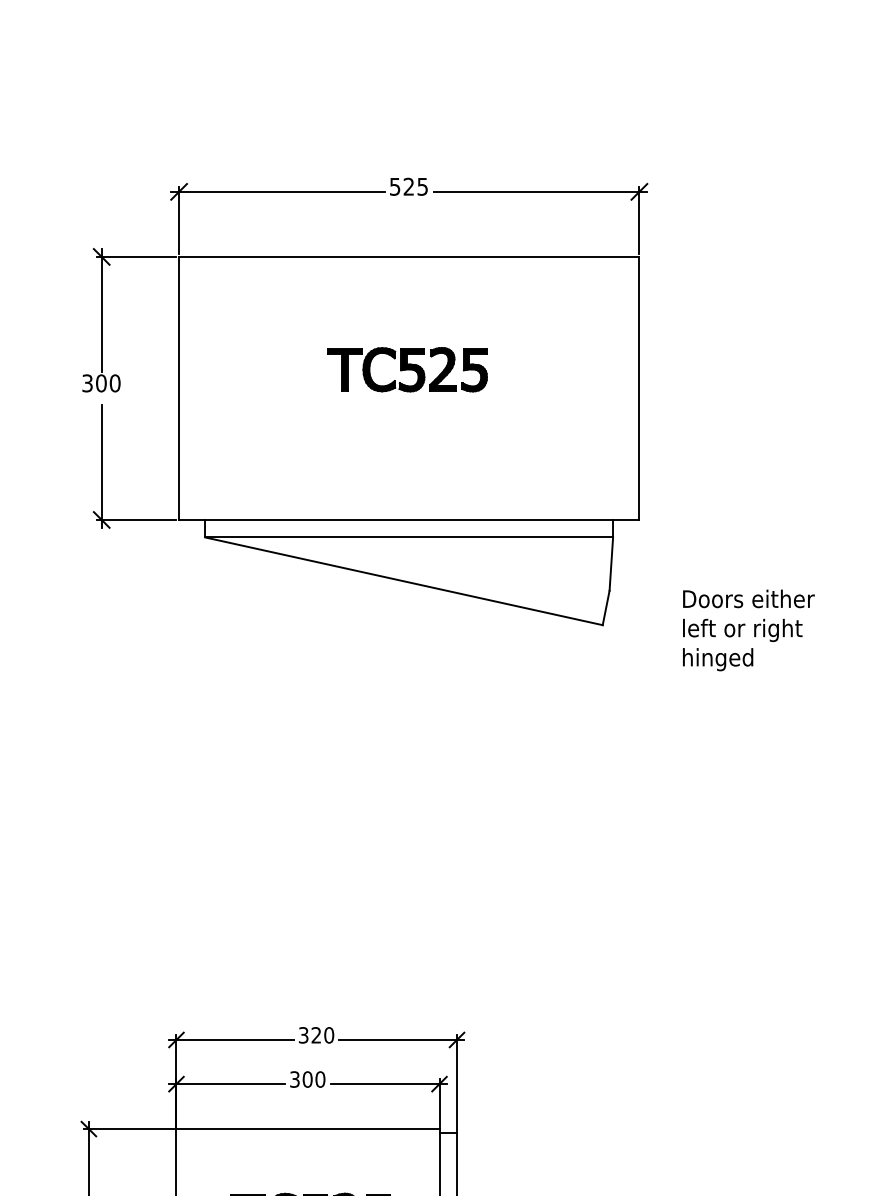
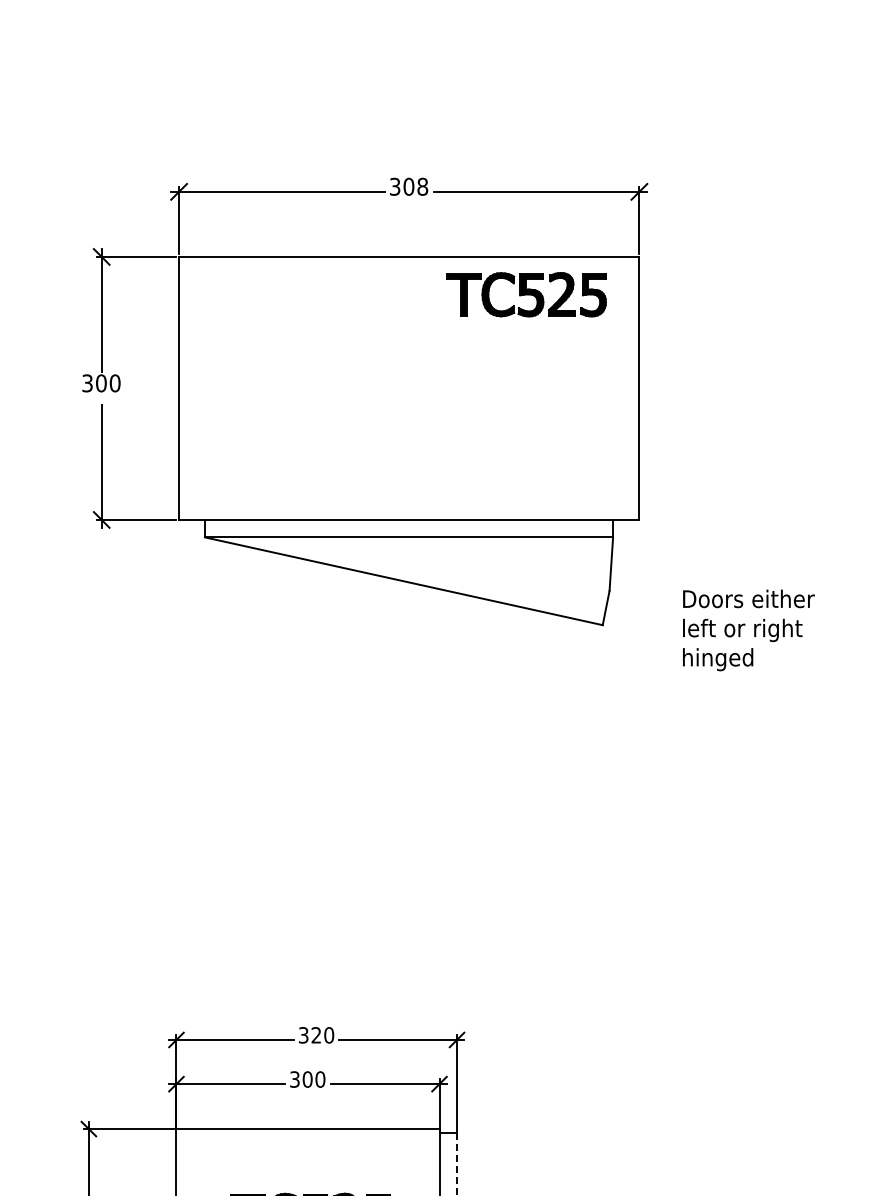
text: 525 -> 308 (409, 186)
part position: (407, 369) -> (526, 294) (526, 294)
line: solid -> dashed (457, 1164)
